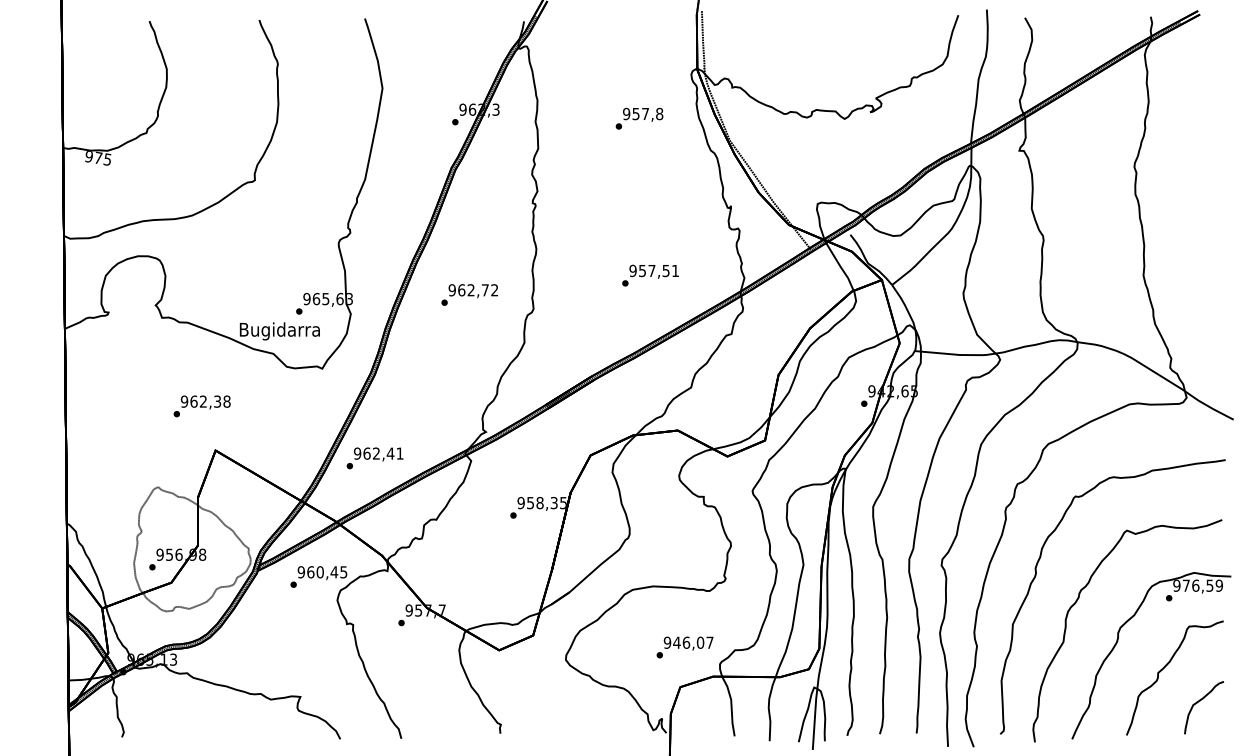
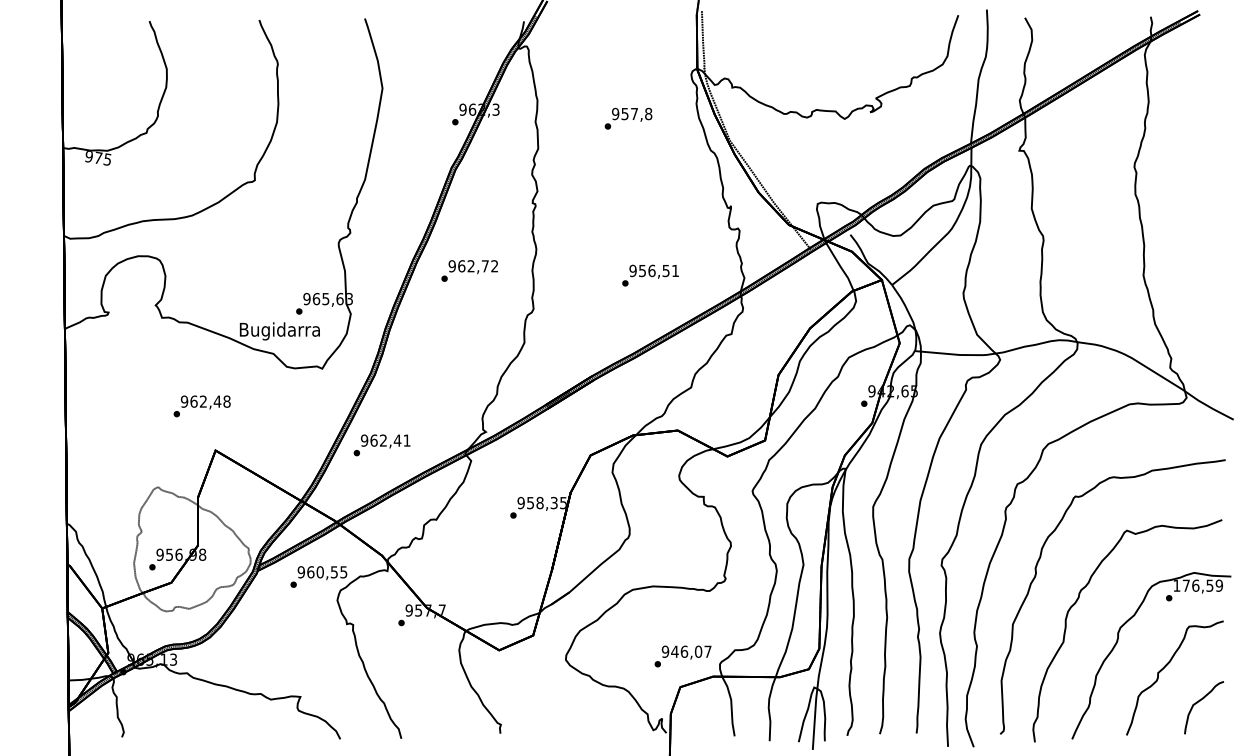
text position: (639, 118) -> (628, 118) (628, 118)
text: 957,51 -> 956,51 (651, 270)
text position: (469, 294) -> (469, 270) (469, 270)
text: 962,38 -> 962,48 (217, 401)
text position: (374, 458) -> (381, 445) (381, 445)
text: 960,45 -> 960,55 (334, 572)
text: 976,59 -> 176,59 (1176, 585)
text position: (684, 647) -> (682, 656) (682, 656)
